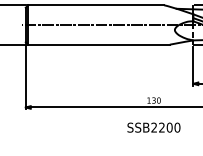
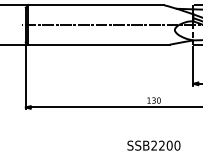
text position: (153, 127) -> (153, 145) (153, 145)
